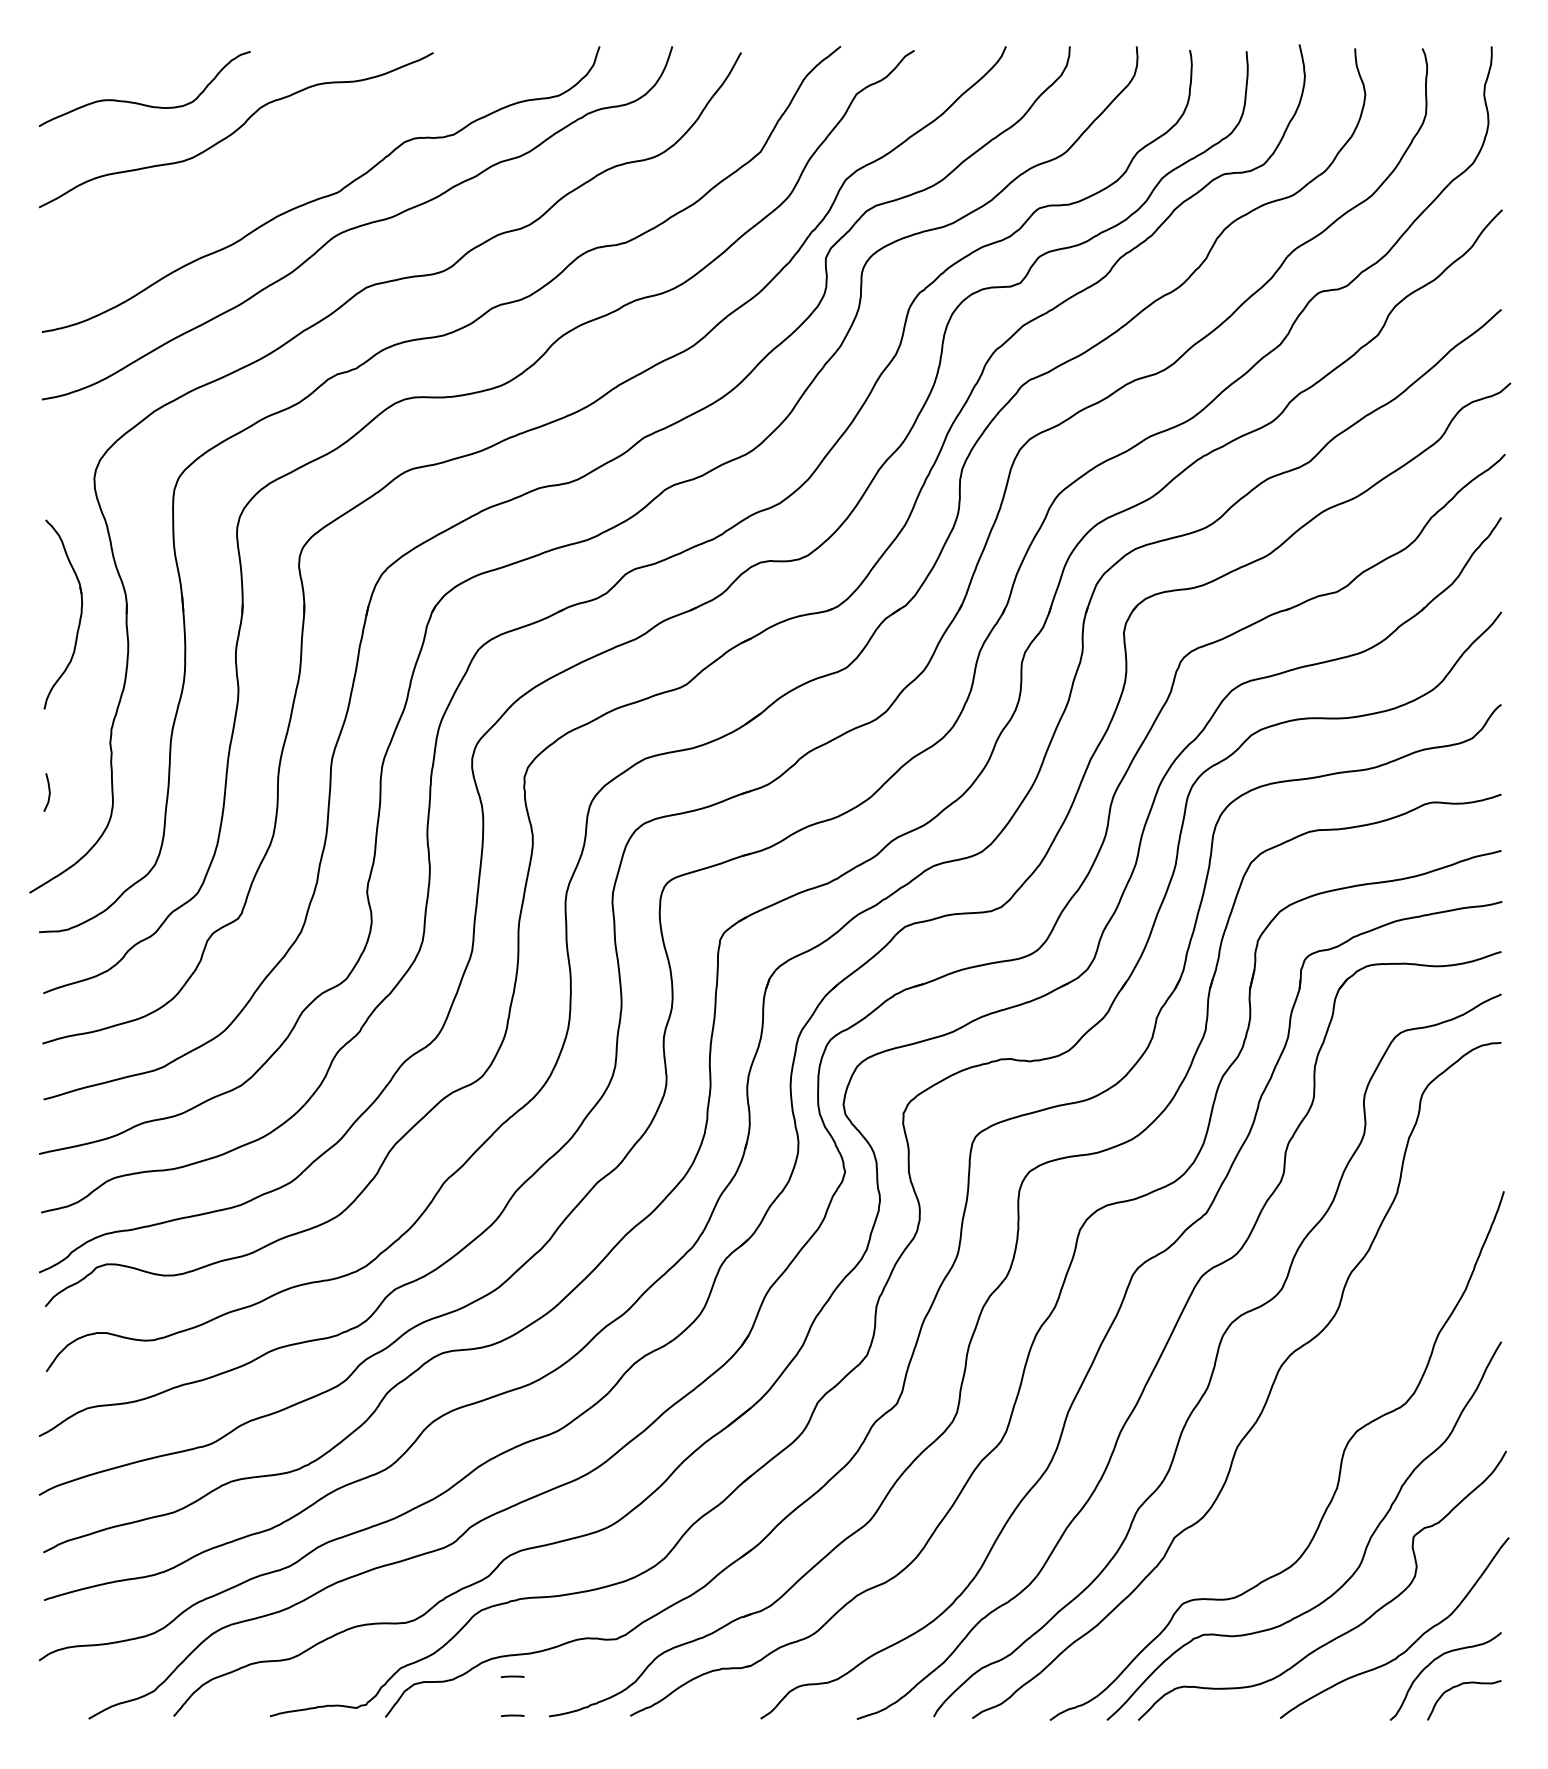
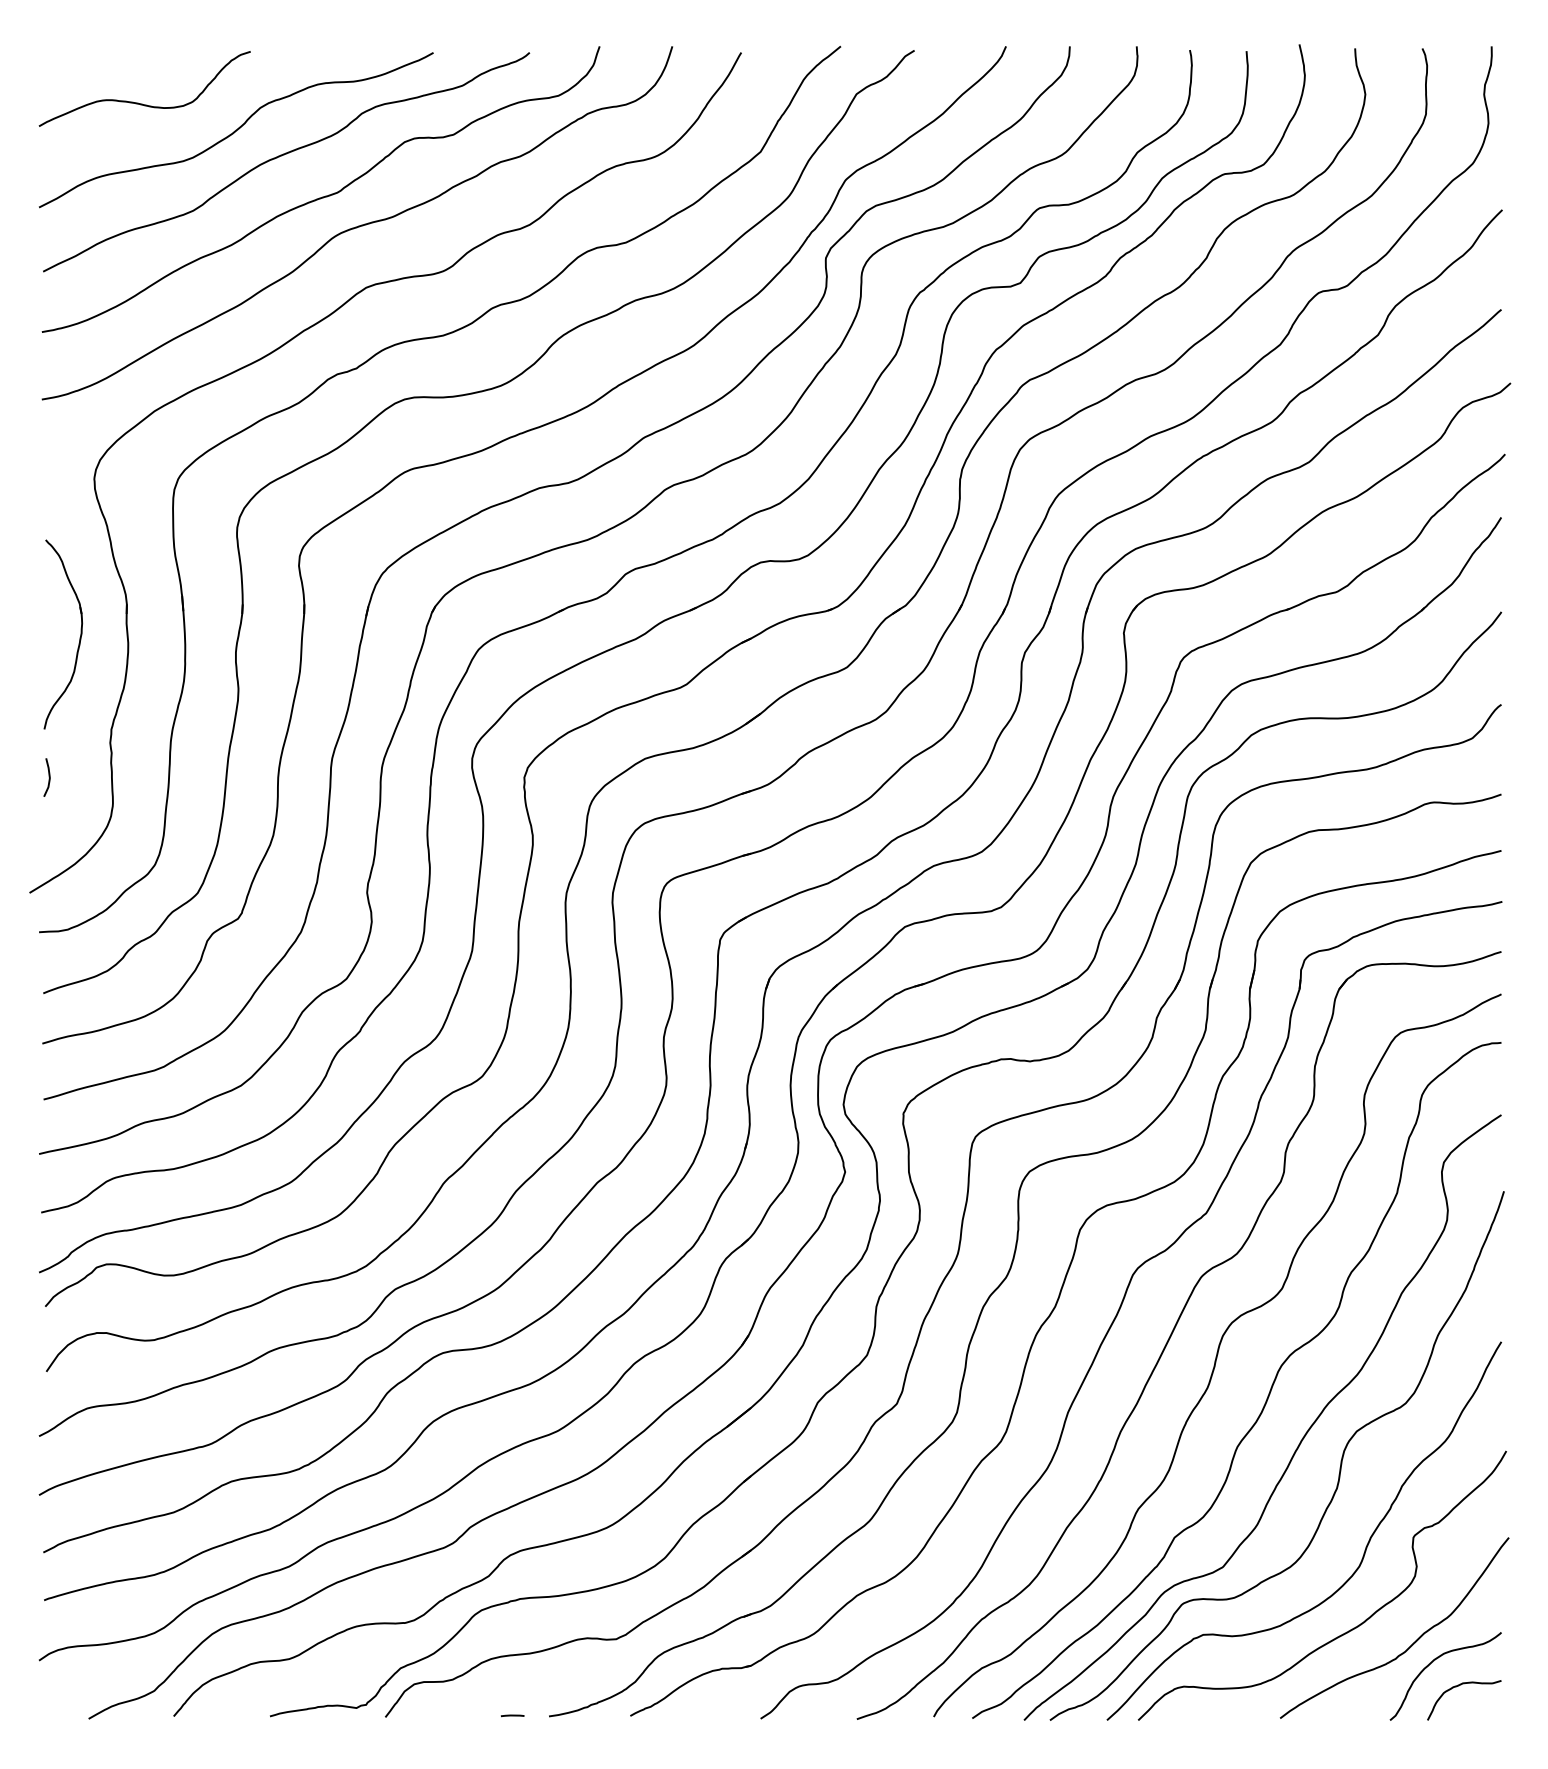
curve: none -> present (284, 155)
part position: (79, 617) -> (79, 637) (79, 637)
curve position: (48, 792) -> (48, 777) (48, 777)
curve: none -> present (1300, 1440)
line: present -> none (512, 1676)
